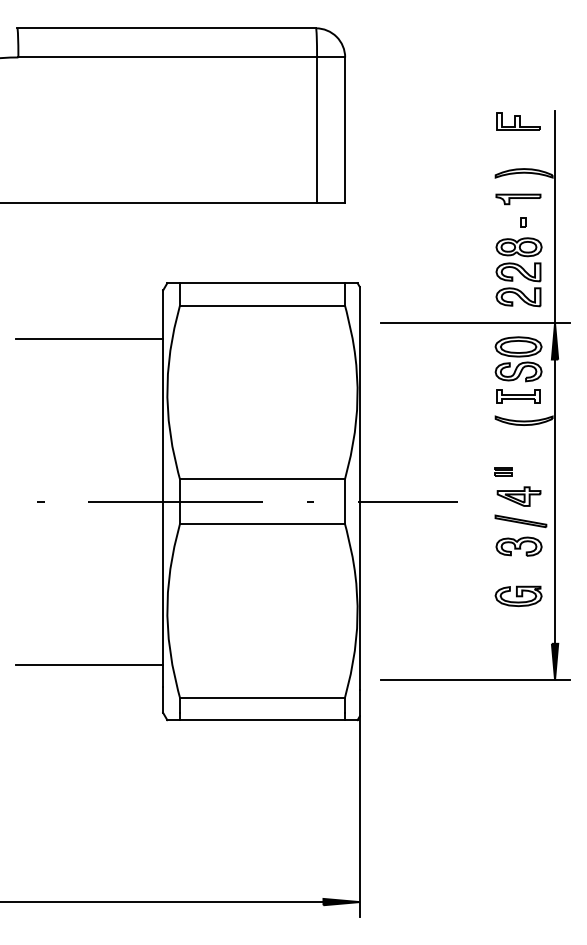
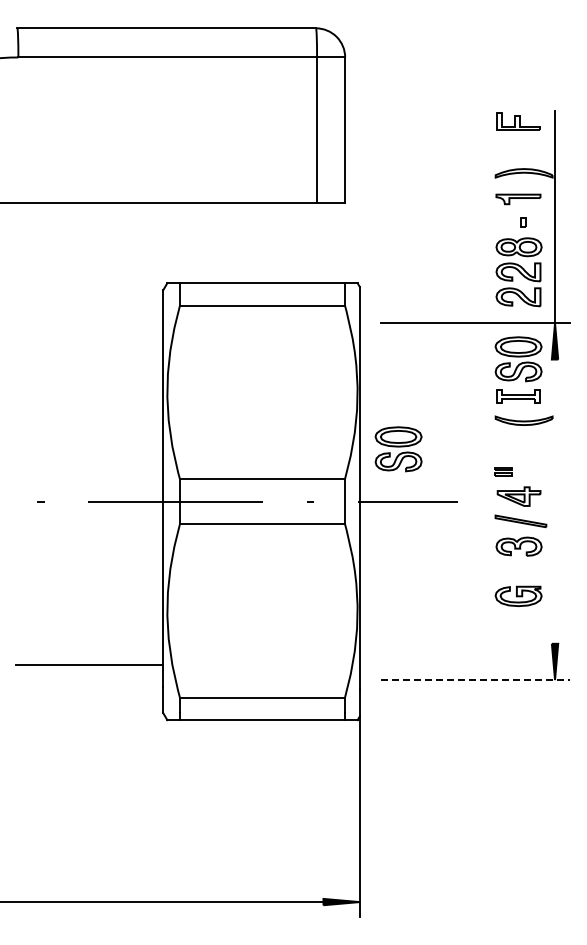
line: present -> none (89, 338)
part: none -> present (398, 449)
line: present -> none (555, 501)
line: solid -> dashed (475, 680)
